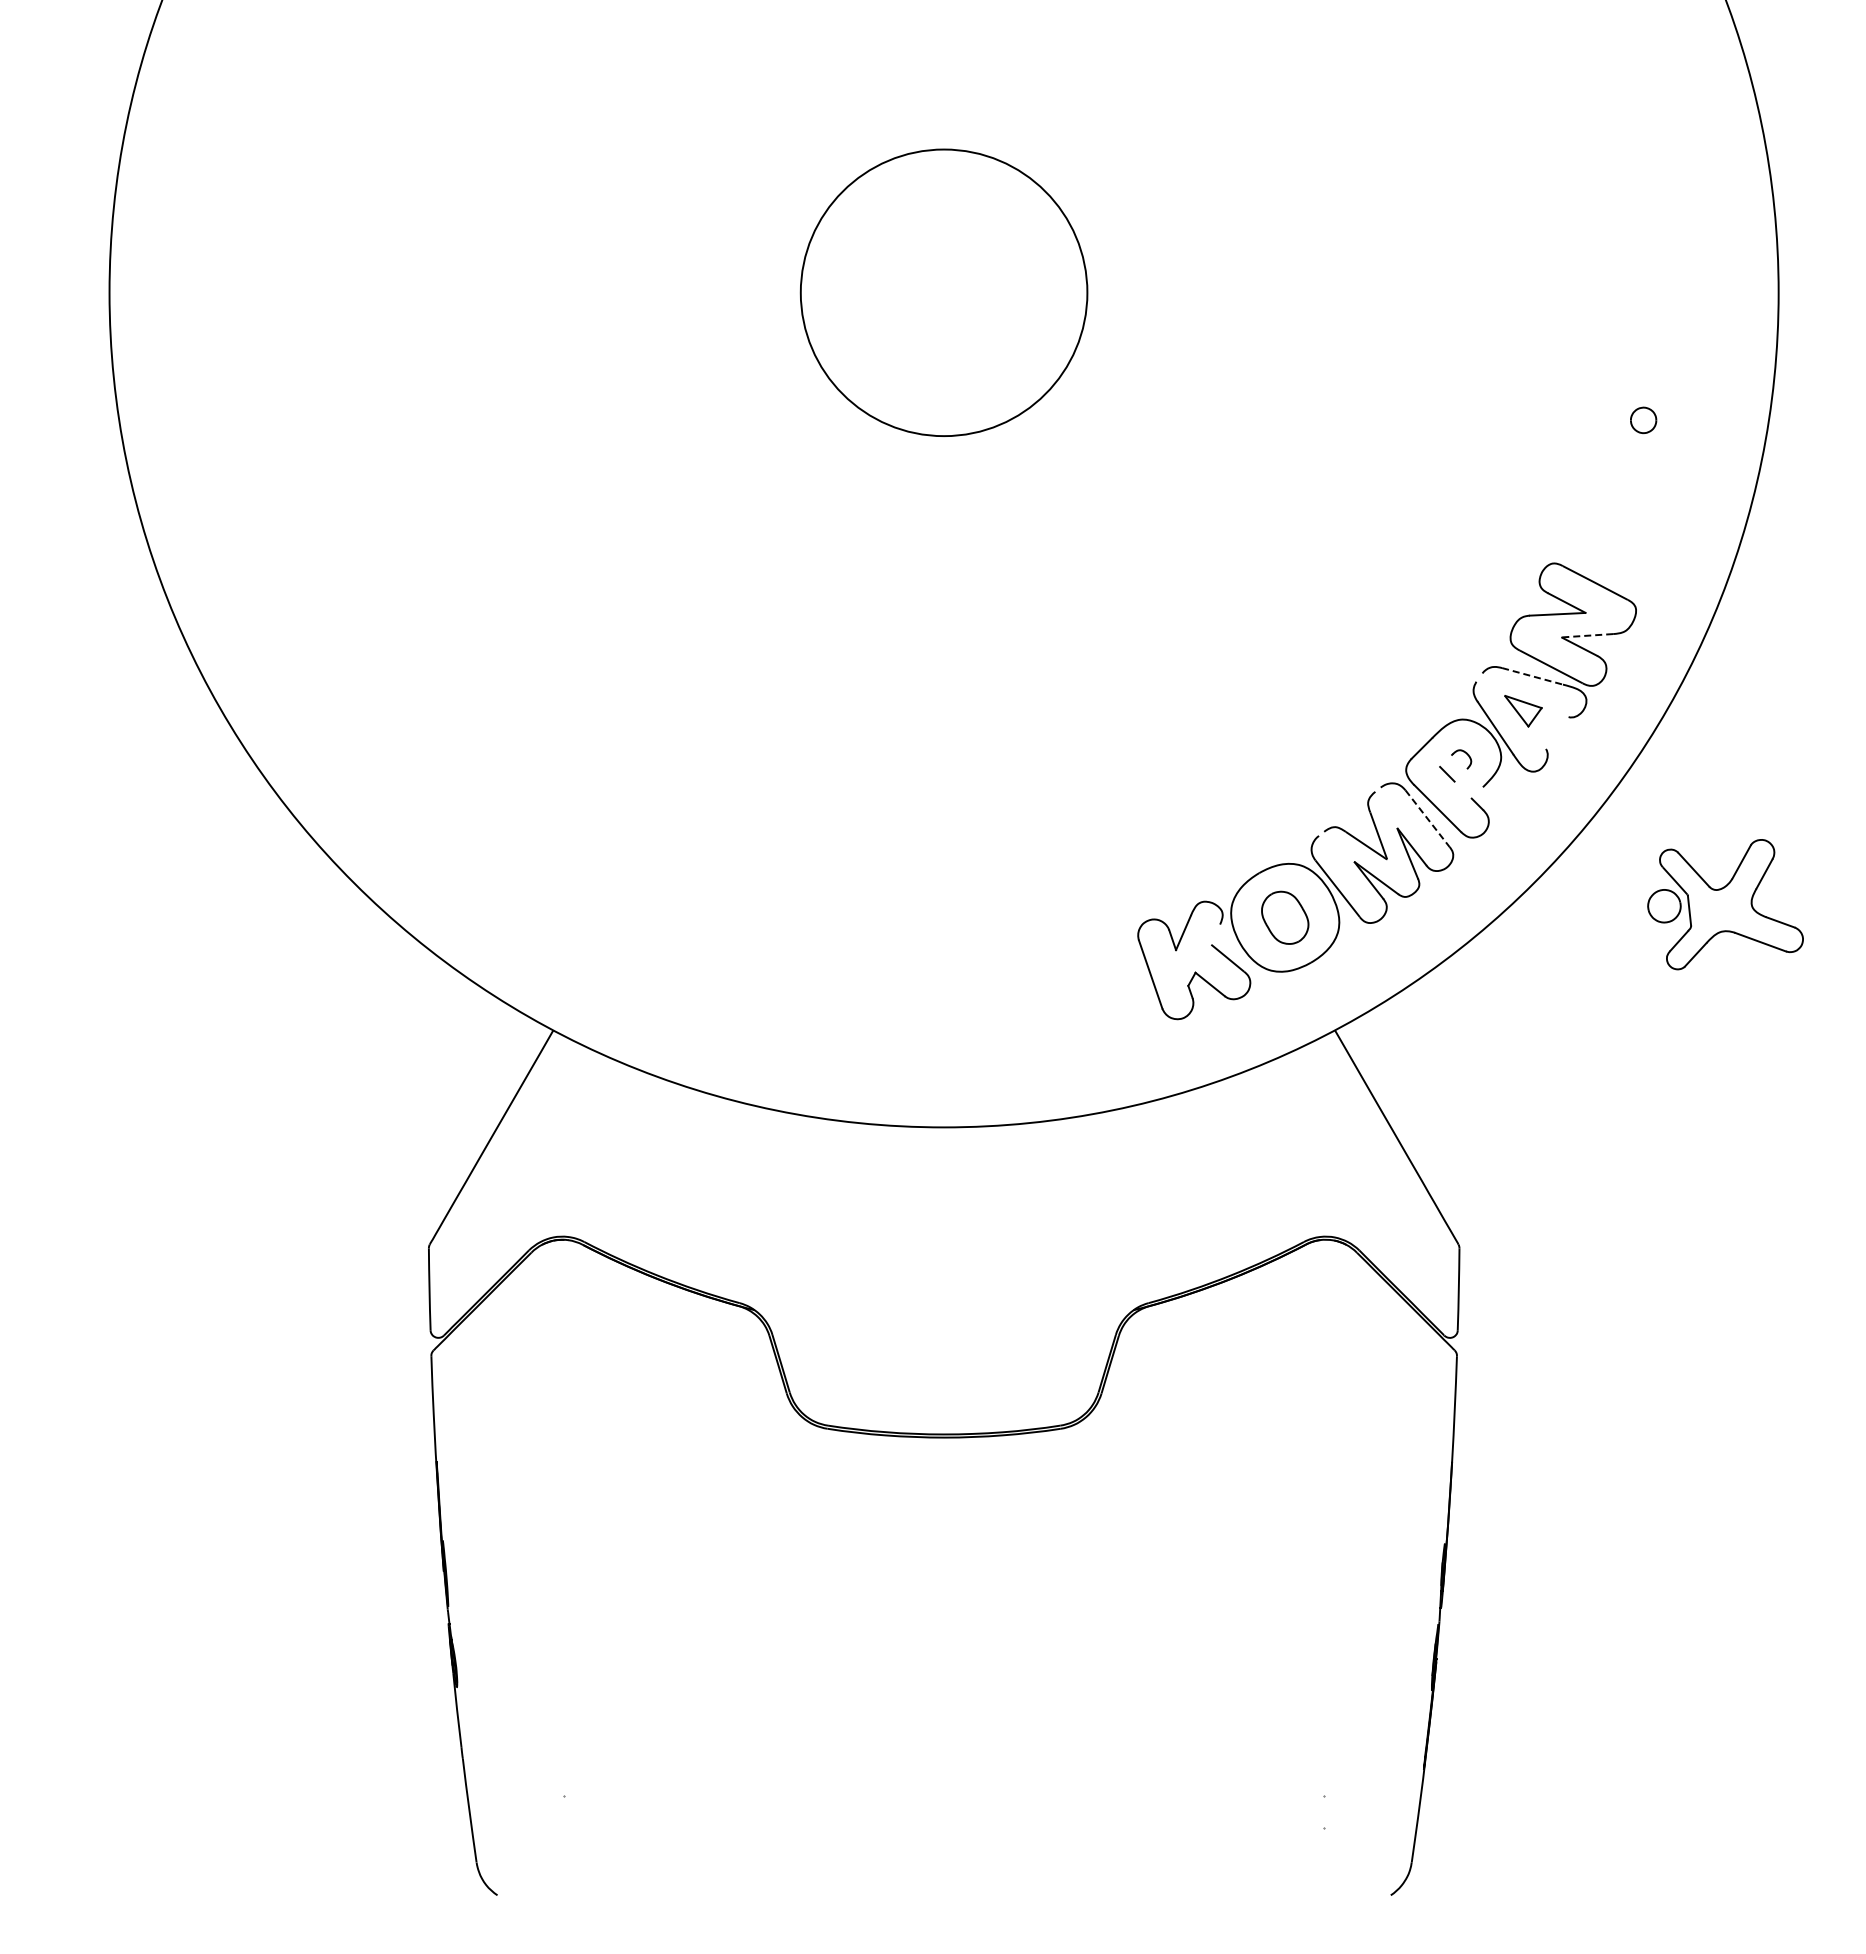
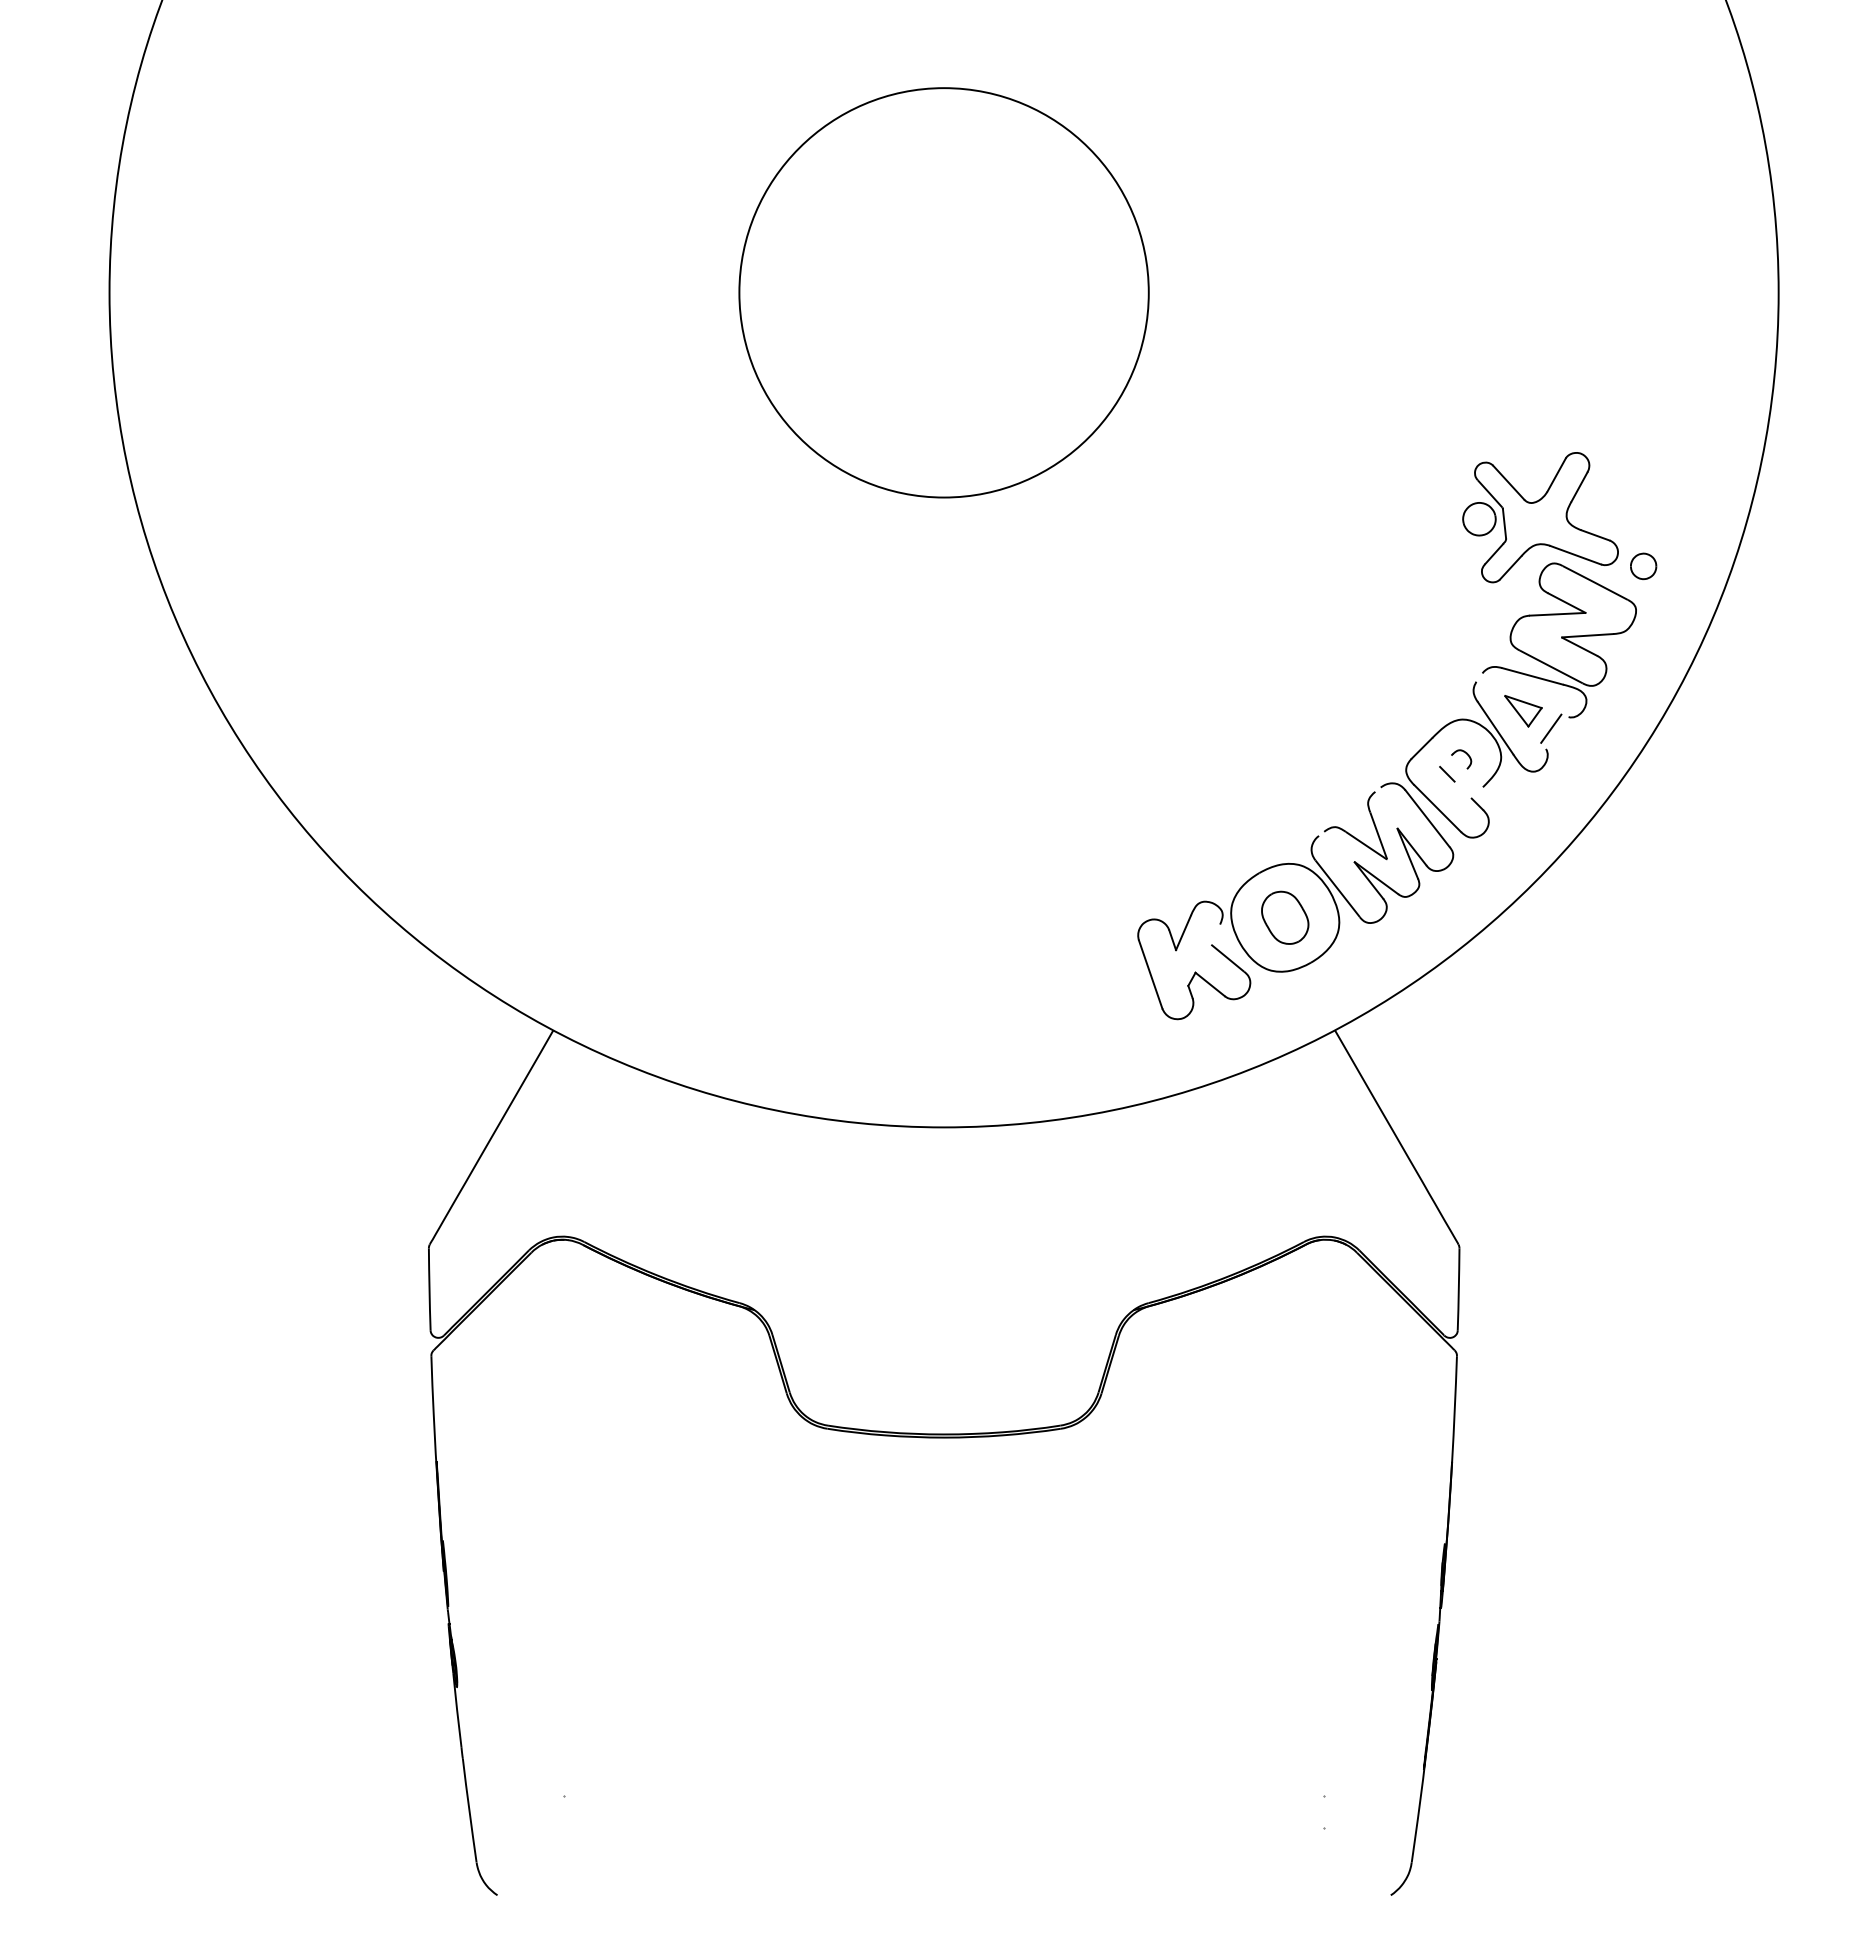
circle diameter: 287 px -> 409 px (943, 292)
part position: (1643, 420) -> (1643, 566) (1643, 566)
line: dashed -> solid (1587, 635)
line: dashed -> solid (1533, 676)
line: none -> present (1551, 728)
line: dashed -> solid (1427, 818)
part position: (1725, 904) -> (1540, 517) (1540, 517)
